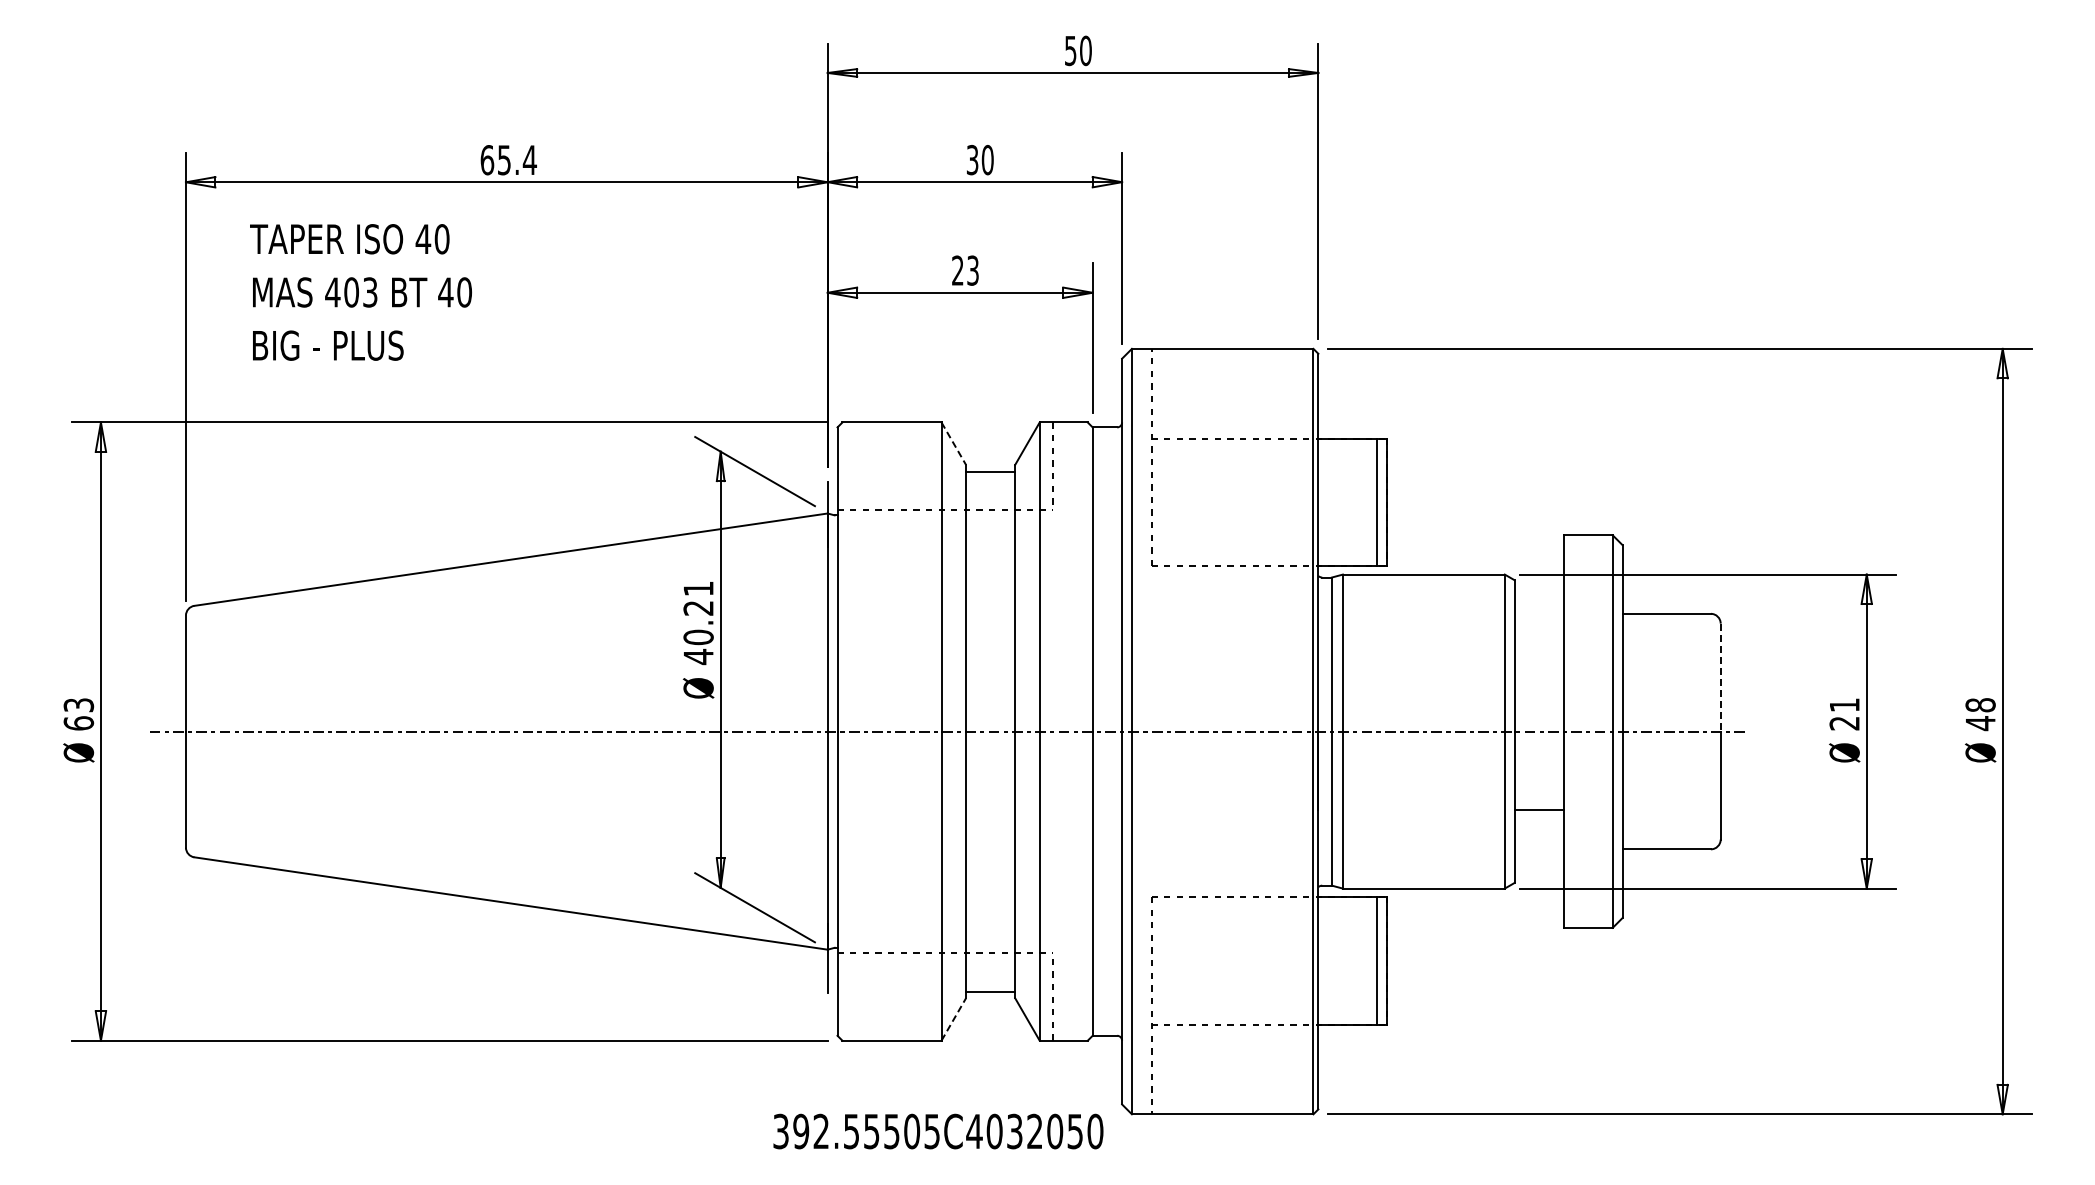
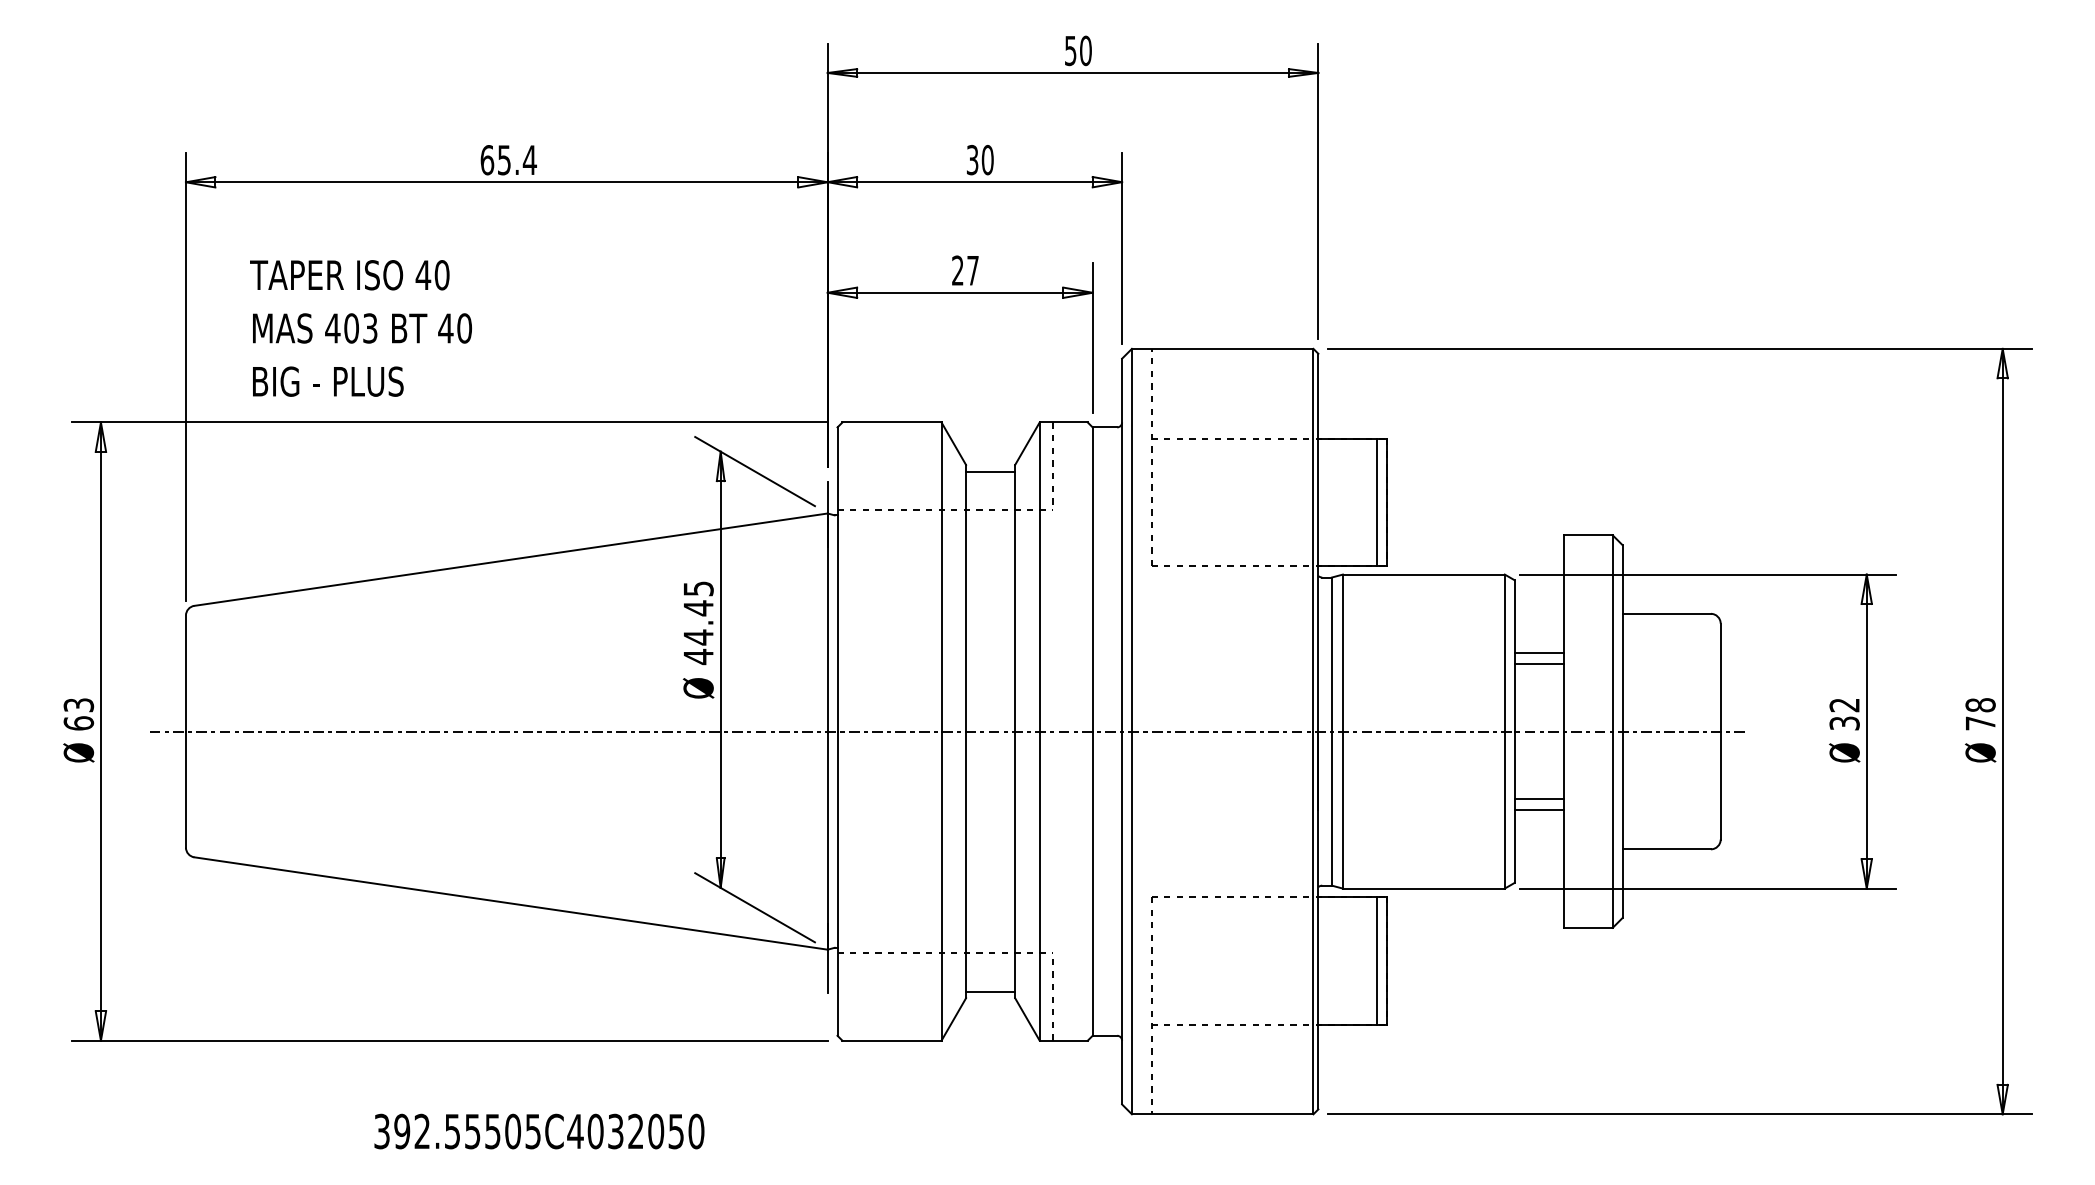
text: 23 -> 27 (972, 270)
text position: (360, 292) -> (360, 328) (360, 328)
line: dashed -> solid (953, 443)
text: 40.21 -> 44.45 (698, 613)
line: none -> present (1538, 653)
line: none -> present (1538, 663)
line: dashed -> solid (1720, 677)
text: 21 -> 32 (1844, 714)
text: 48 -> 78 (1980, 723)
line: none -> present (1538, 799)
line: dashed -> solid (953, 1019)
text position: (938, 1131) -> (539, 1131) (539, 1131)
